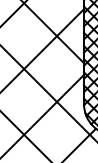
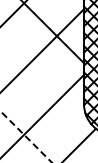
line: present -> none (48, 93)
line: solid -> dashed (26, 136)
